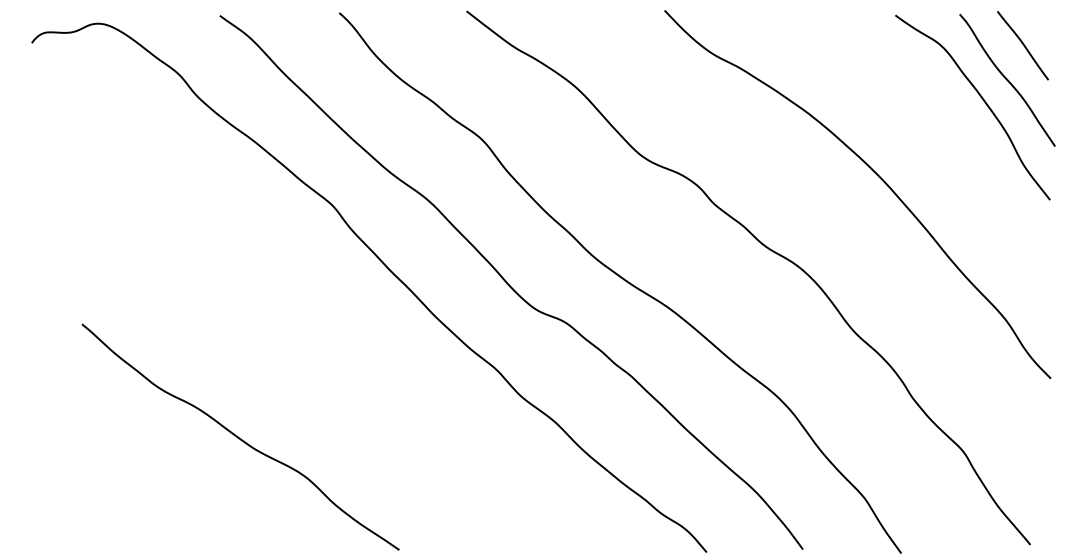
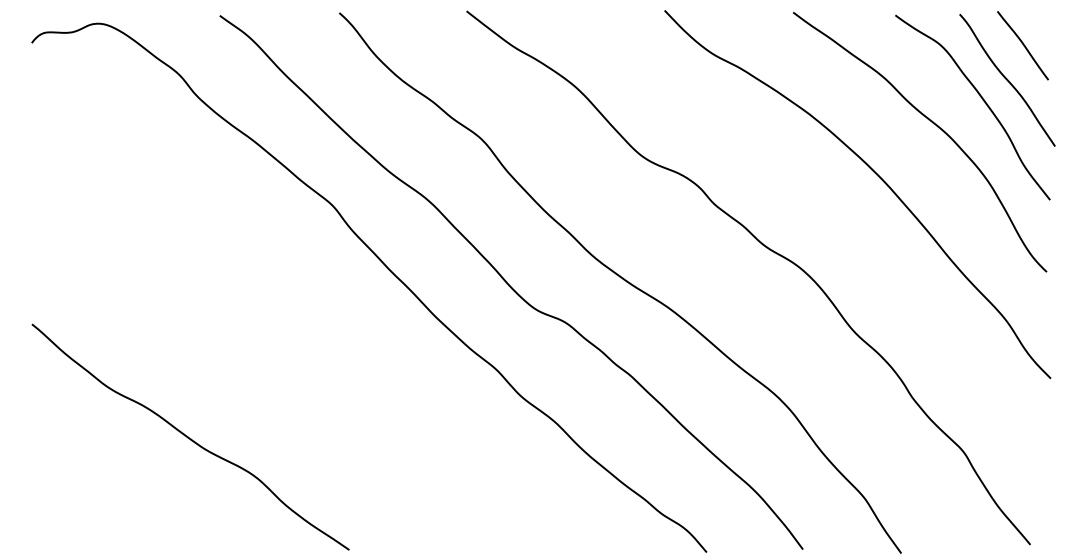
curve: none -> present (932, 123)
curve position: (239, 437) -> (189, 437) (189, 437)
